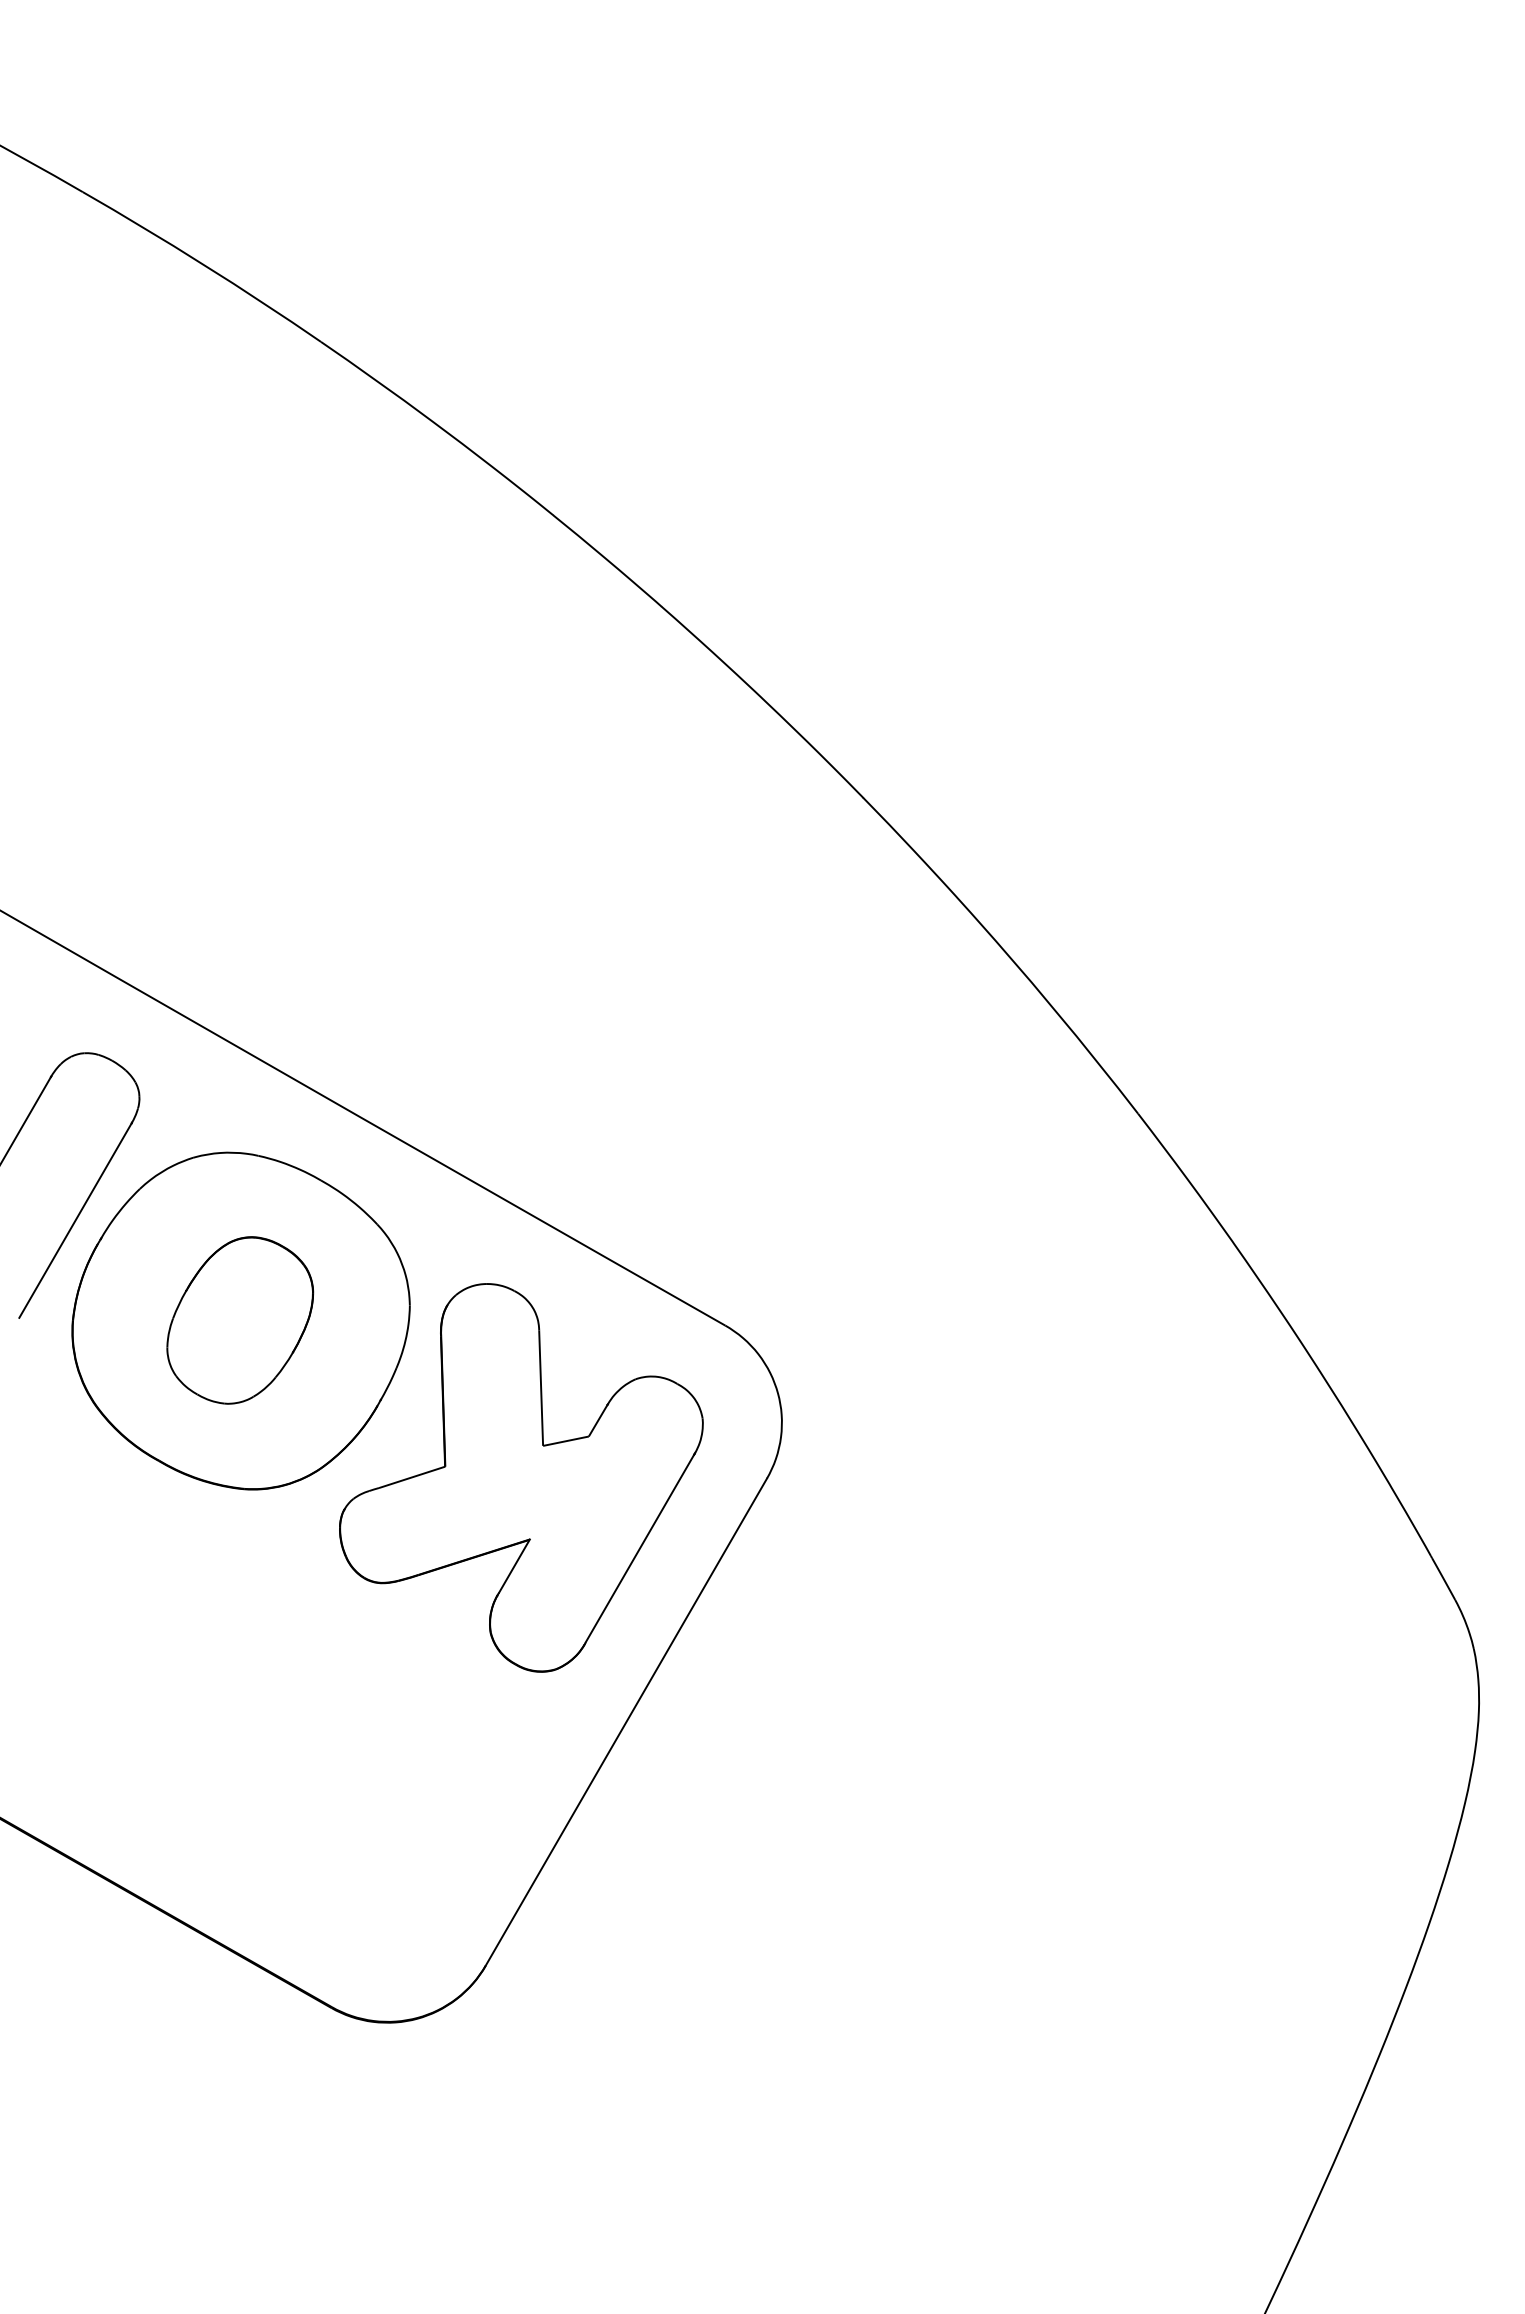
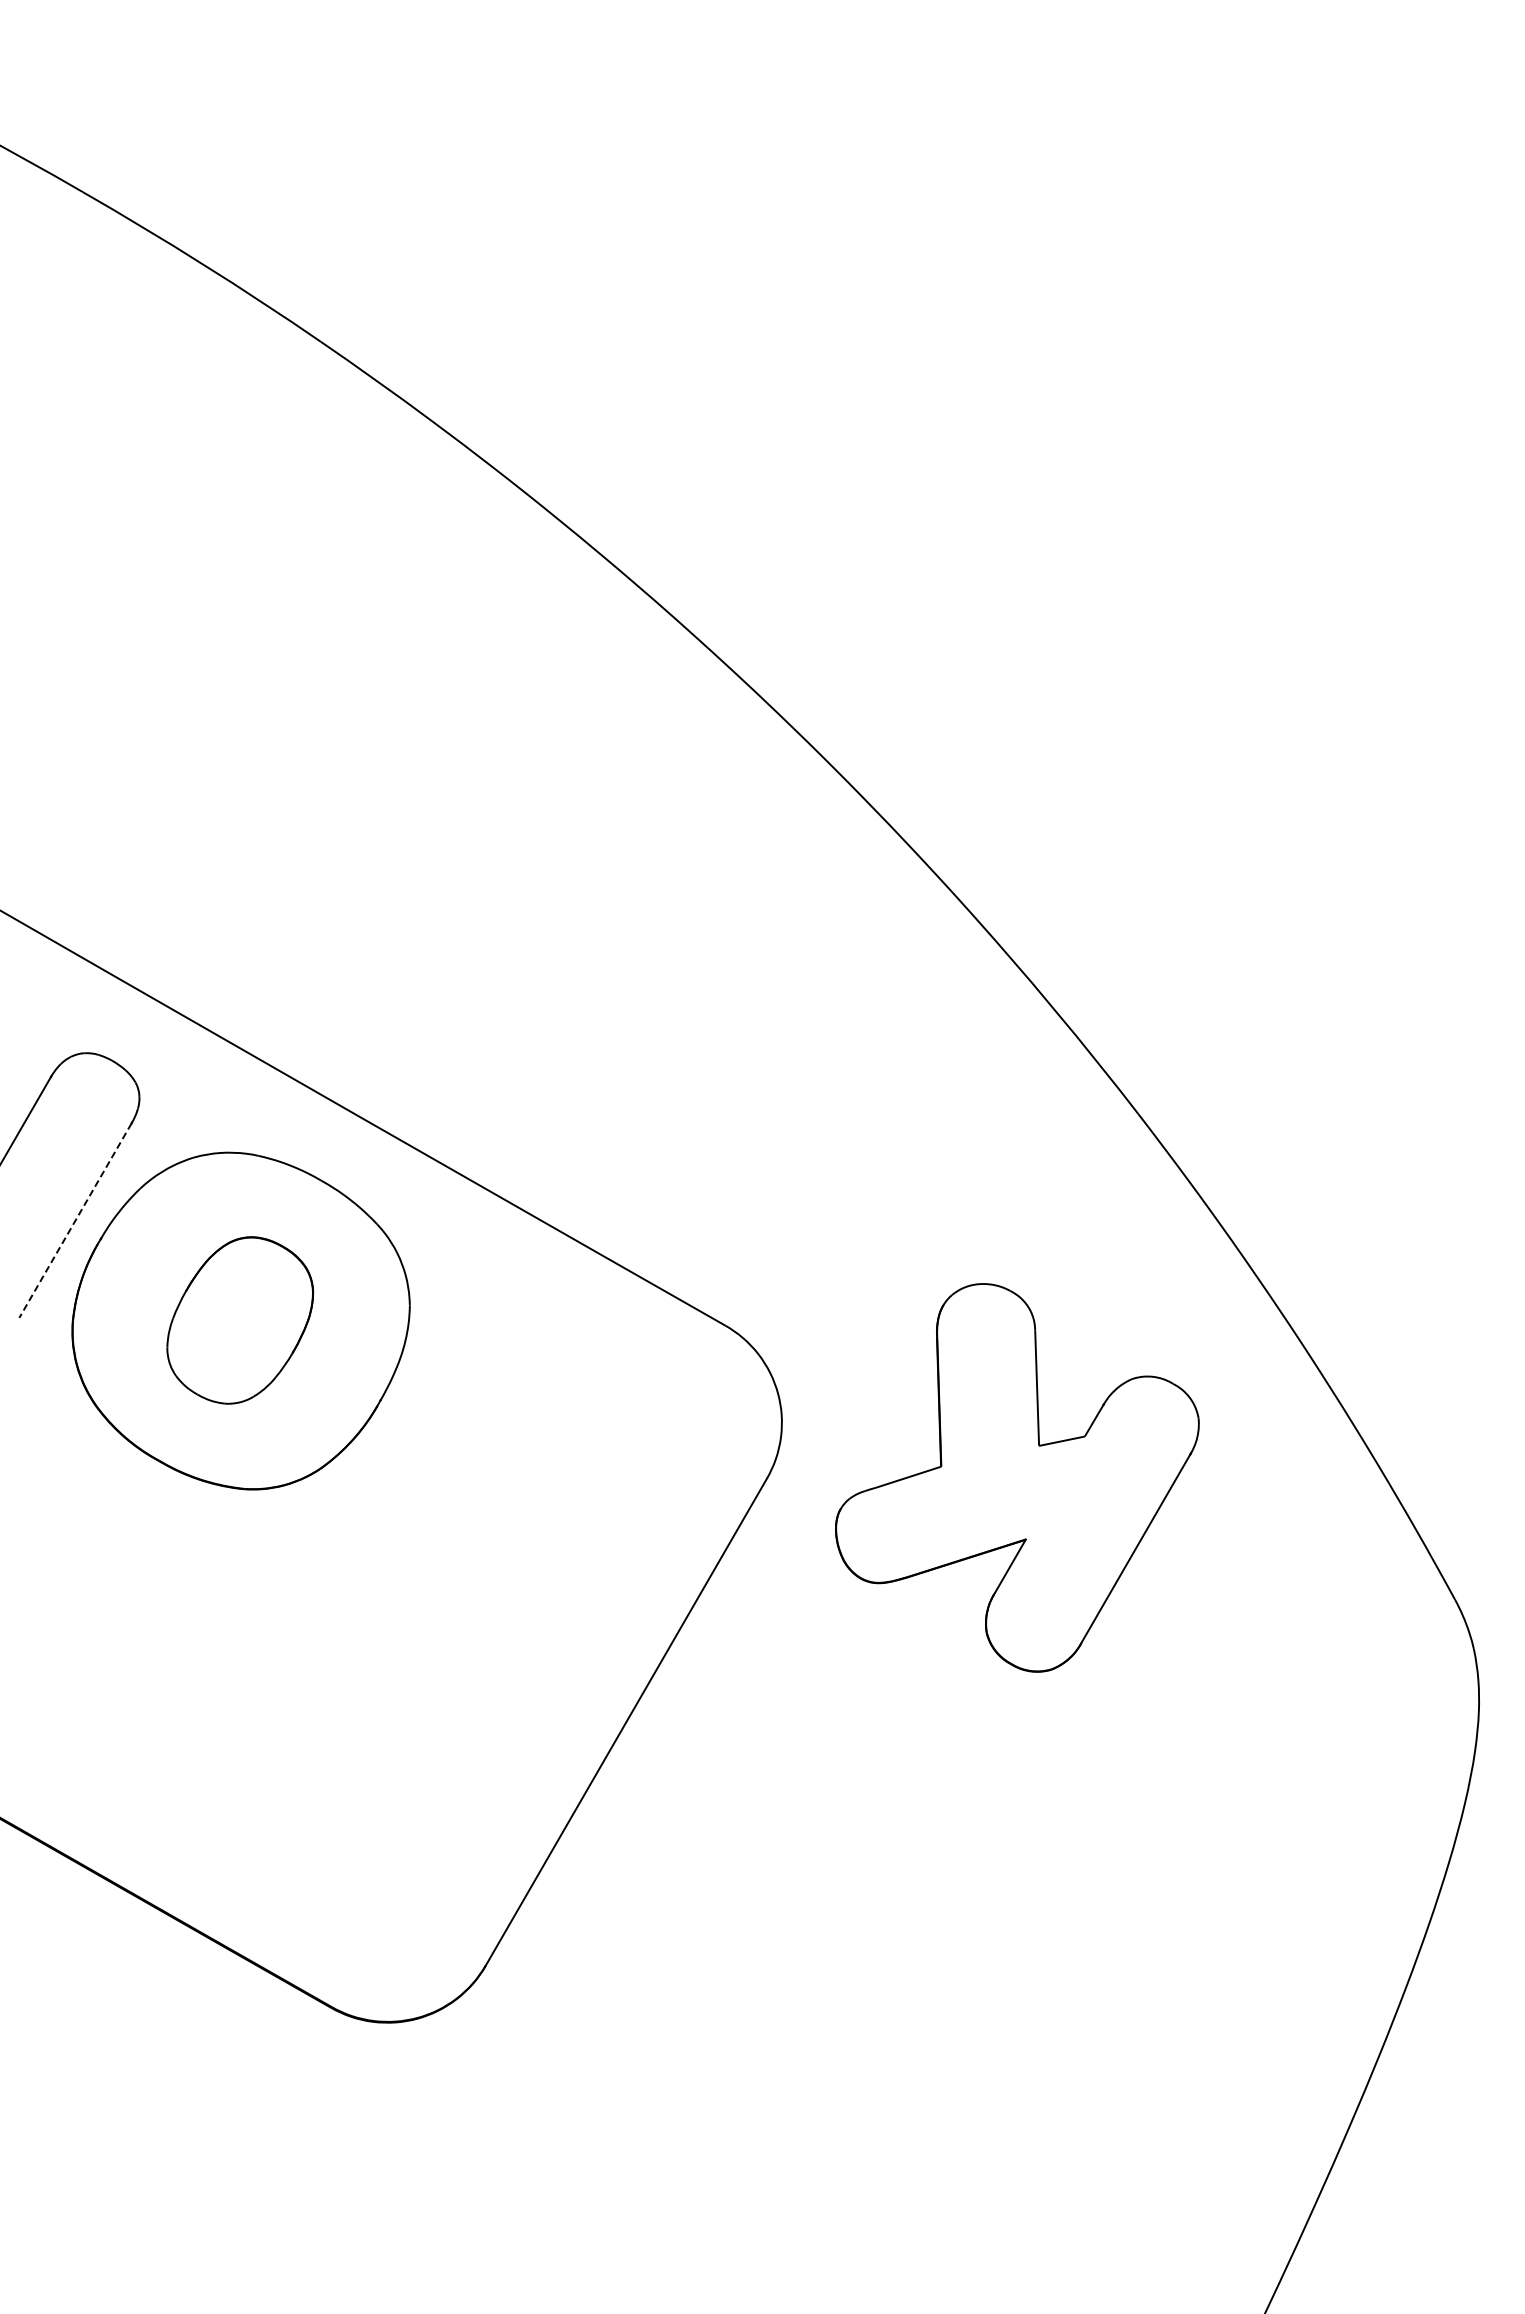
line: solid -> dashed (75, 1221)
part position: (521, 1477) -> (1017, 1477) (1017, 1477)
